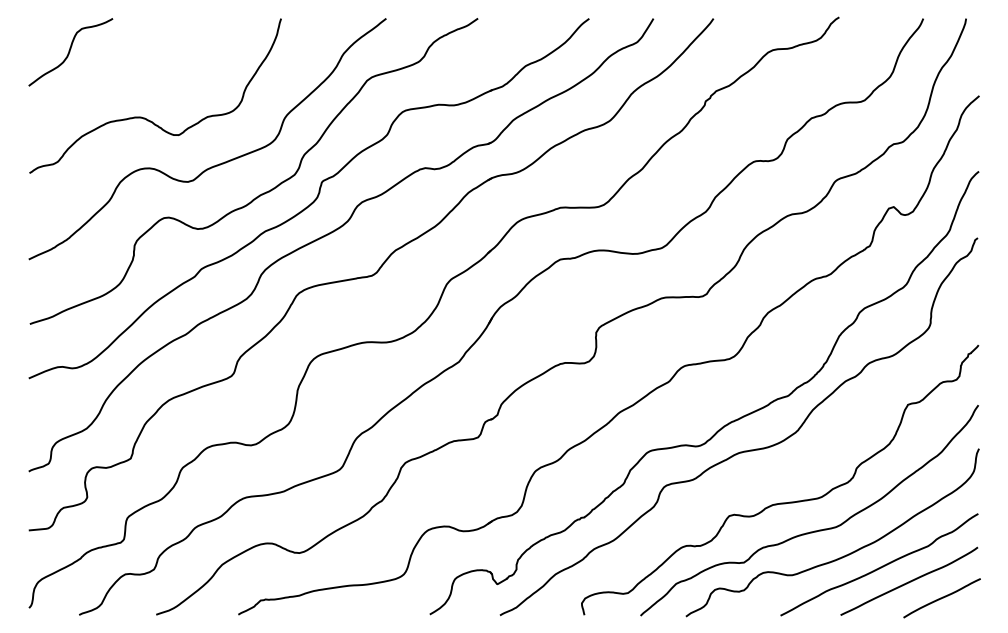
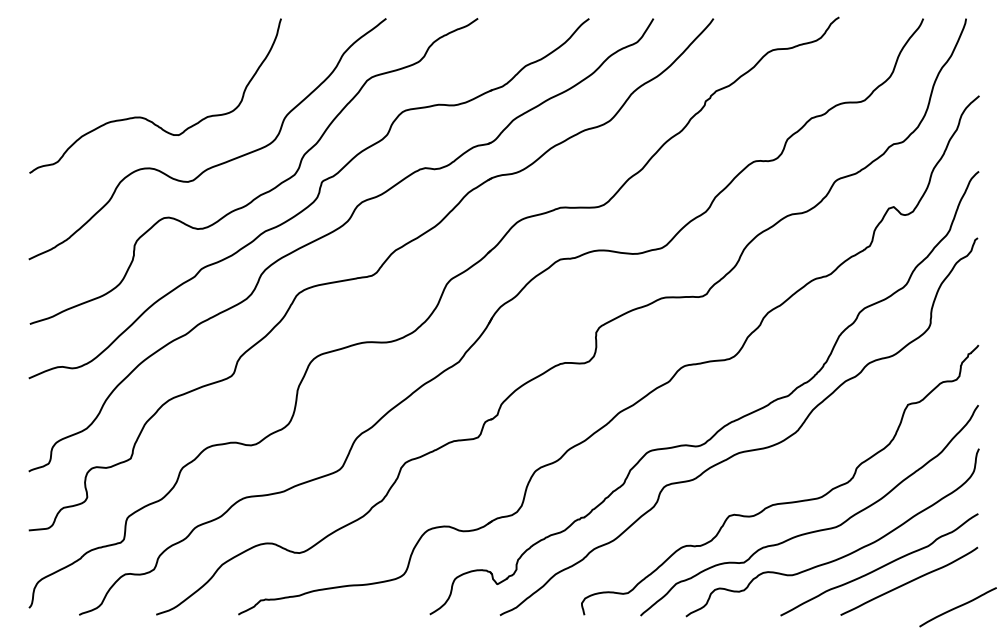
curve: present -> none (70, 52)
line position: (941, 598) -> (957, 607) (957, 607)
